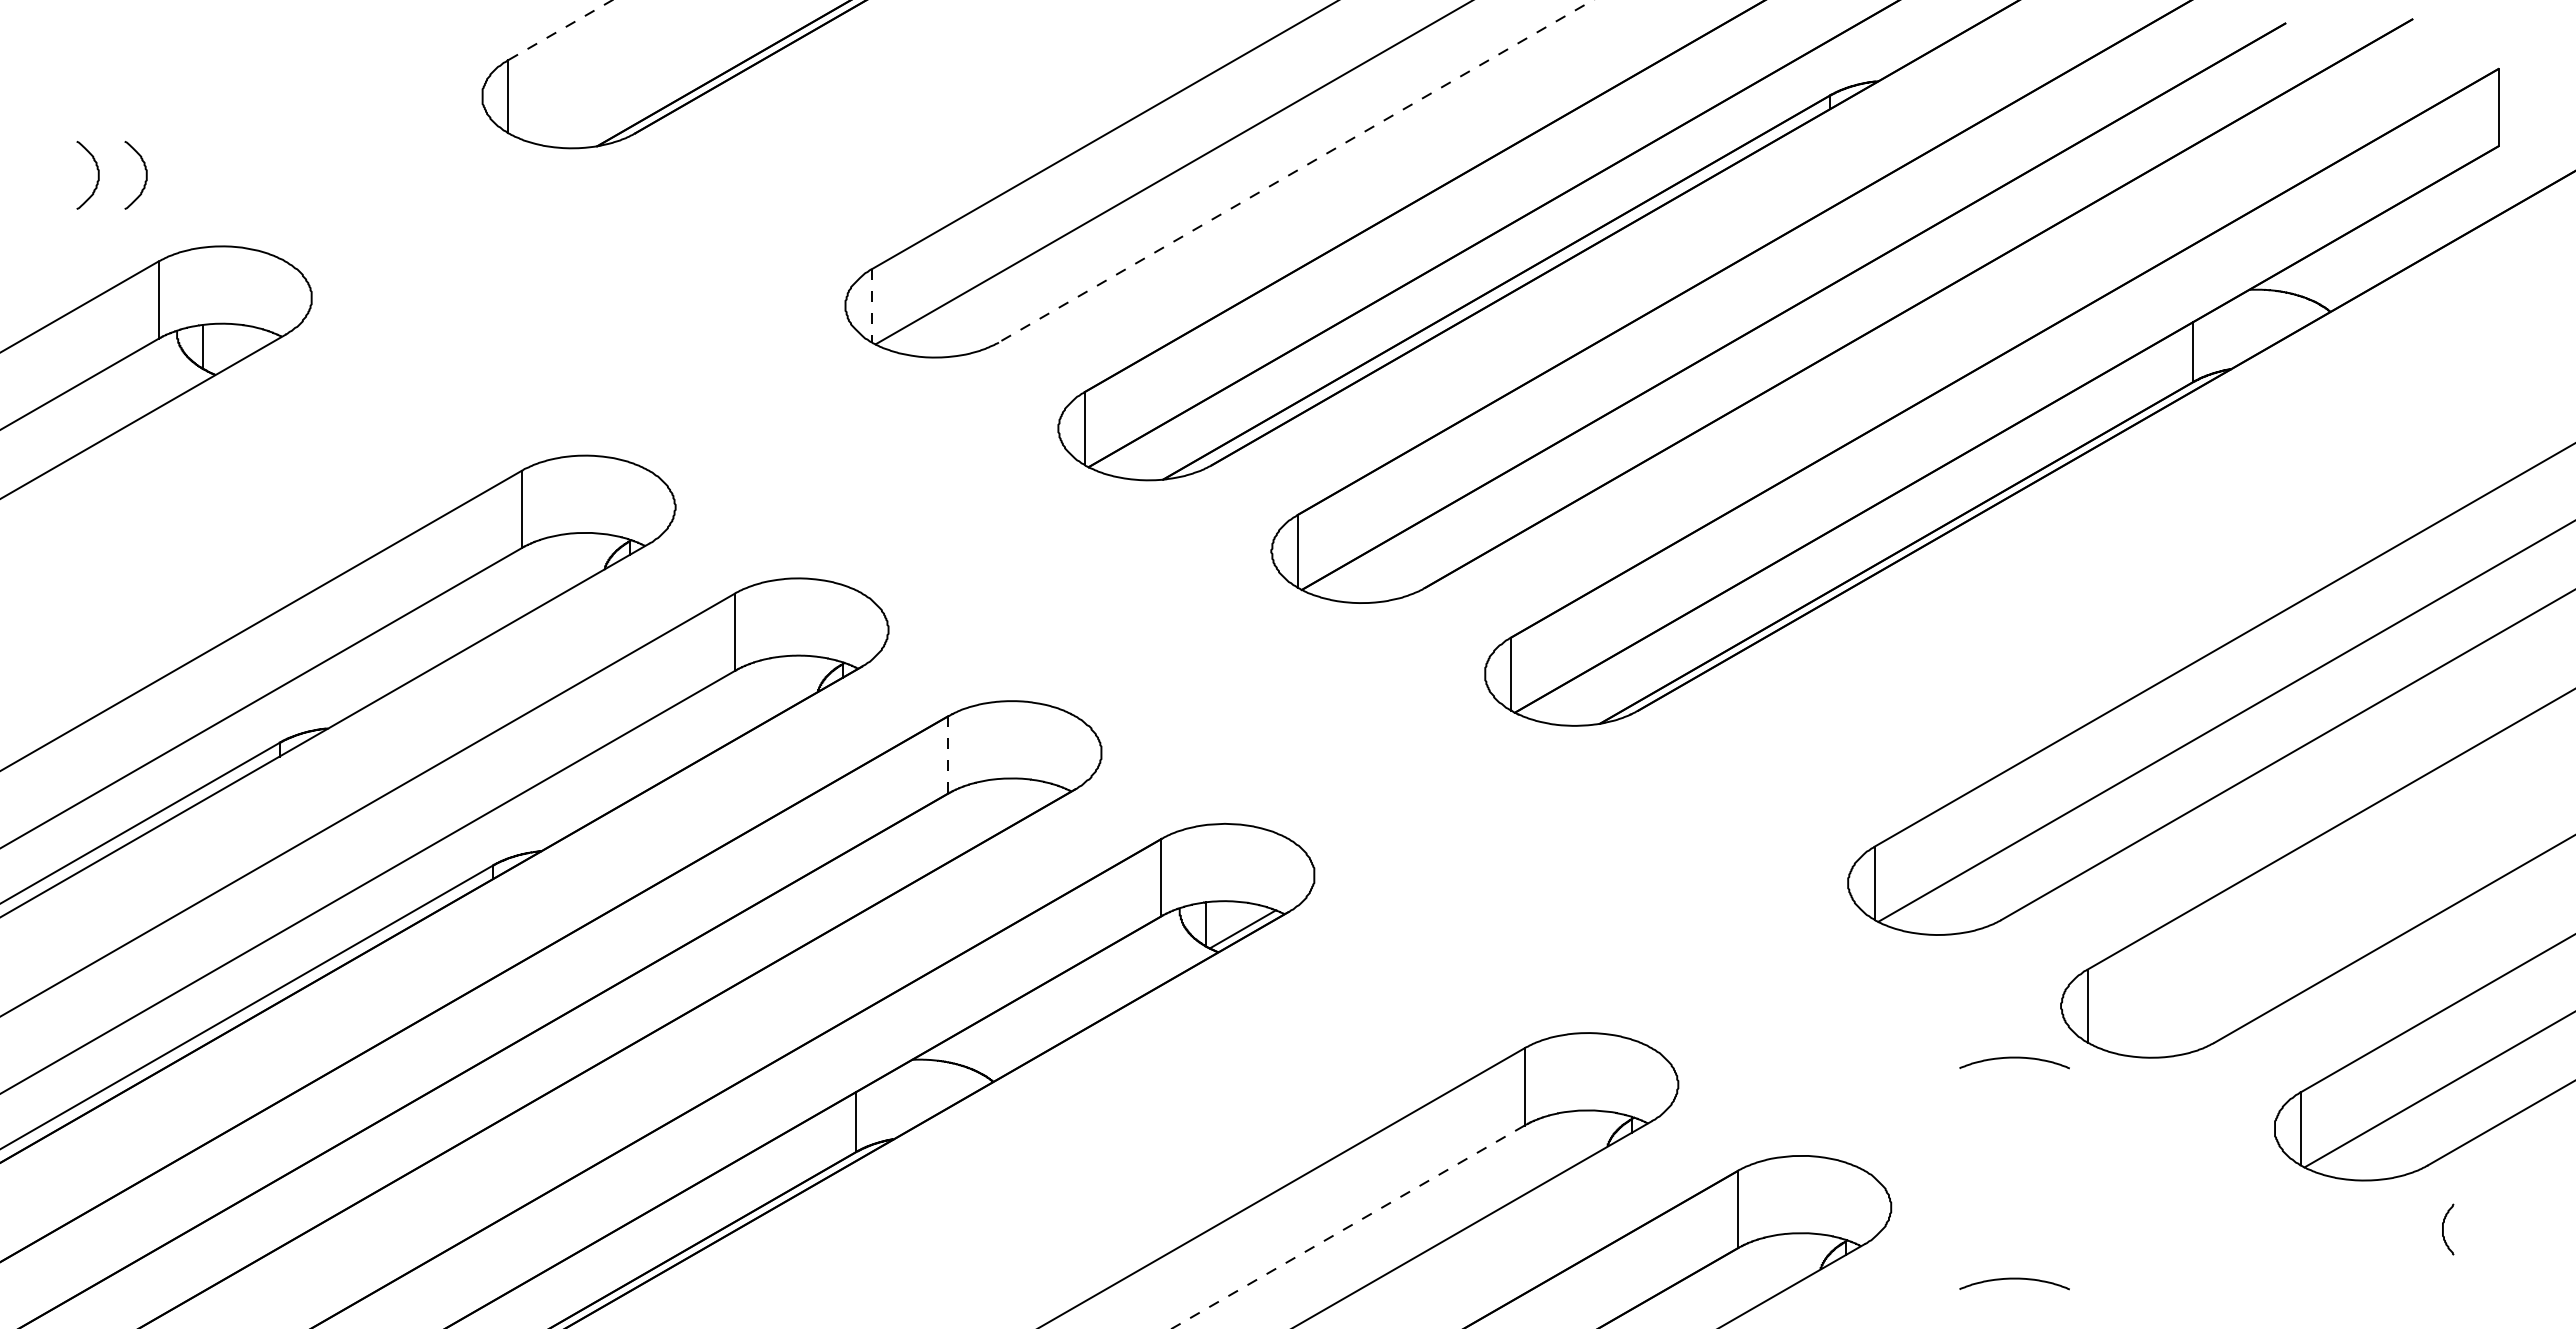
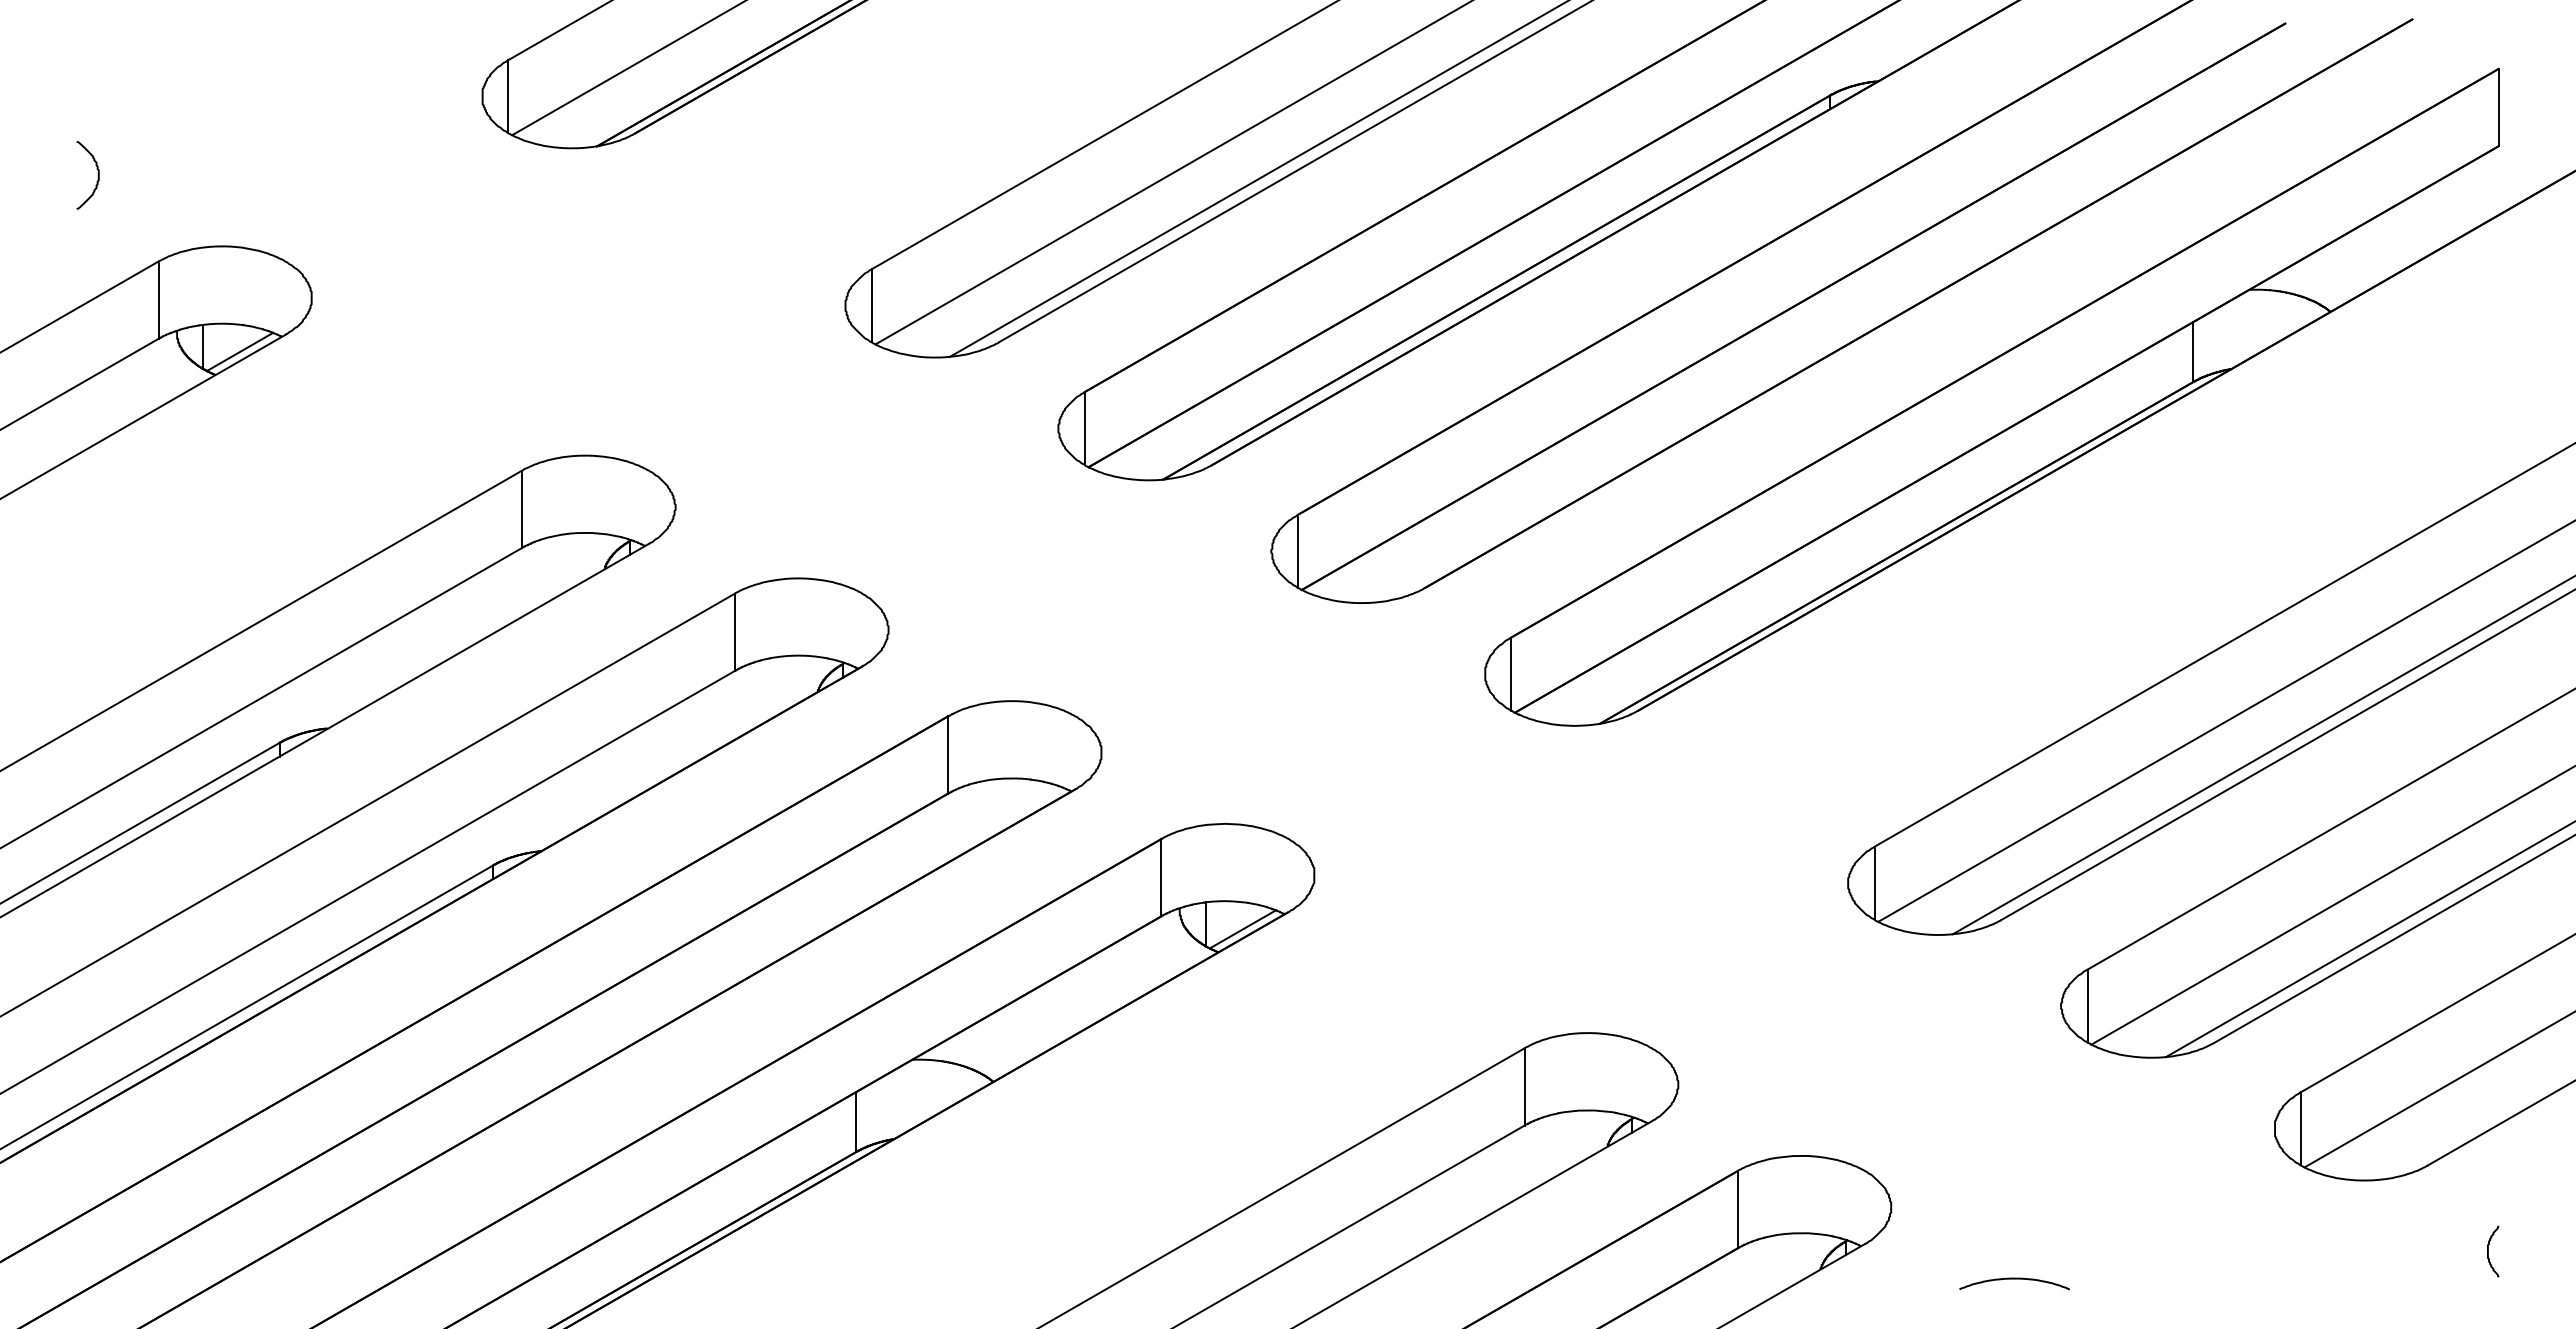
line: dashed -> solid (560, 30)
line: none -> present (627, 68)
line: dashed -> solid (1295, 171)
curve: present -> none (145, 175)
line: none -> present (1257, 179)
line: dashed -> solid (871, 305)
line: none -> present (239, 351)
line: dashed -> solid (948, 754)
line: none -> present (2262, 755)
line: none -> present (2331, 905)
line: none -> present (2368, 939)
curve: present -> none (2014, 1058)
line: dashed -> solid (1347, 1227)
curve position: (2443, 1229) -> (2488, 1251) (2488, 1251)
